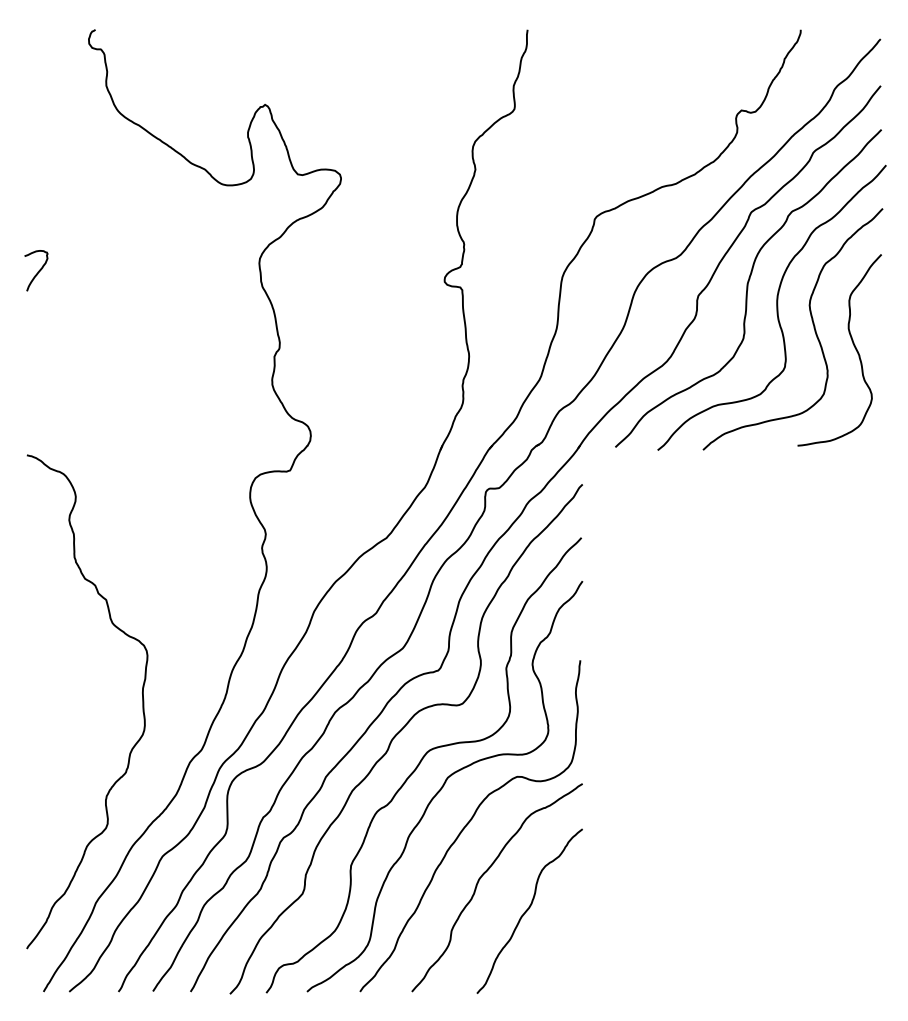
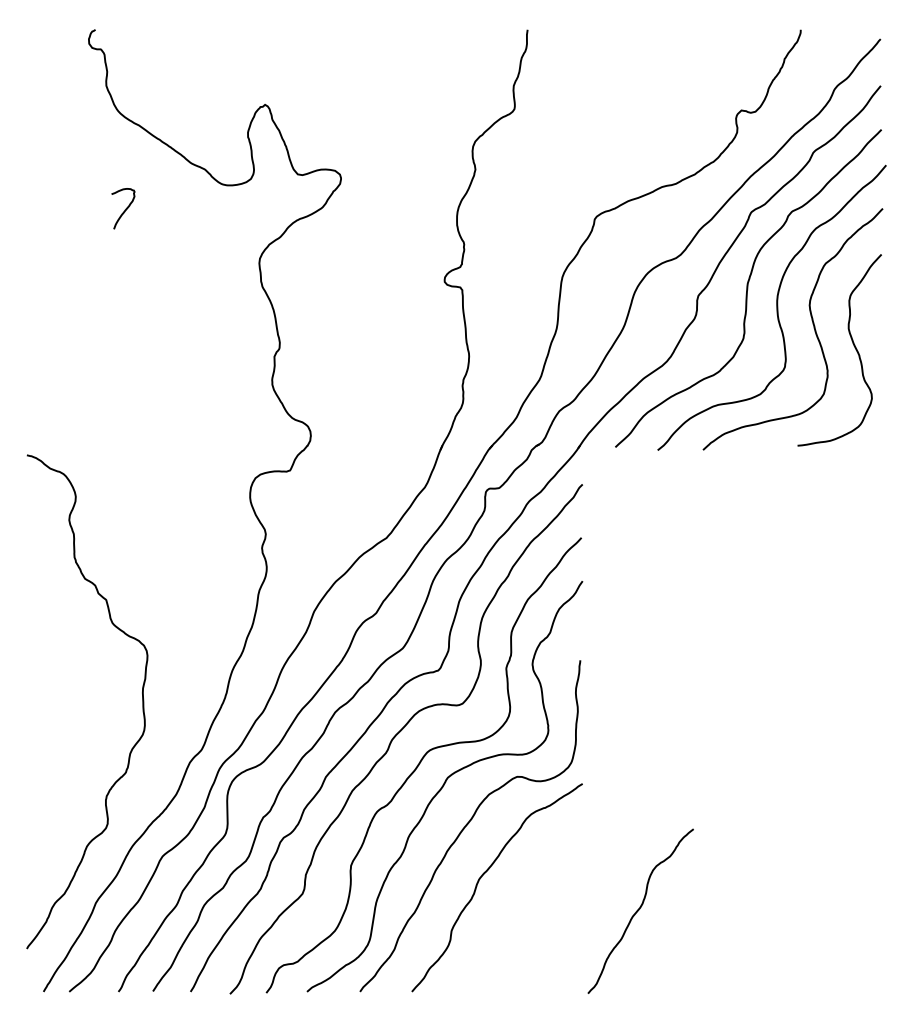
curve position: (38, 270) -> (125, 208) (125, 208)
curve position: (529, 909) -> (640, 909) (640, 909)
